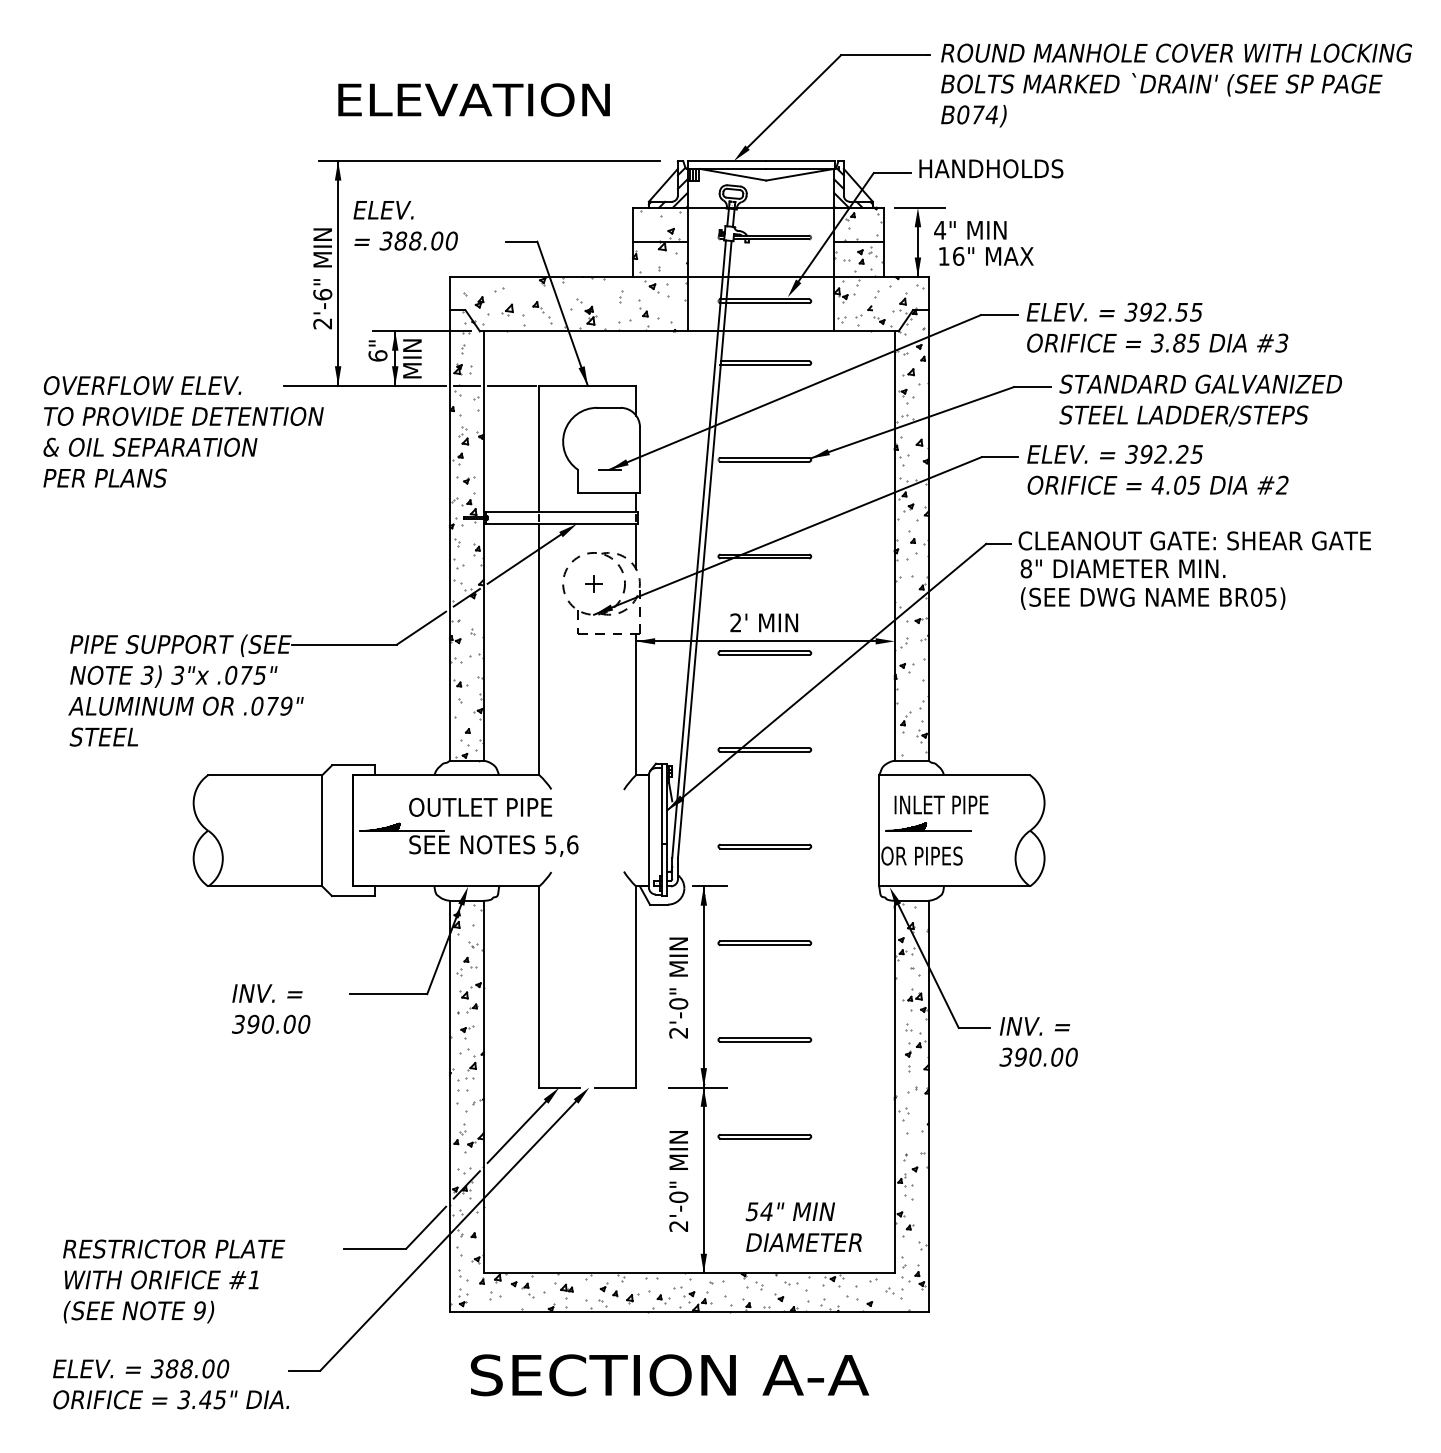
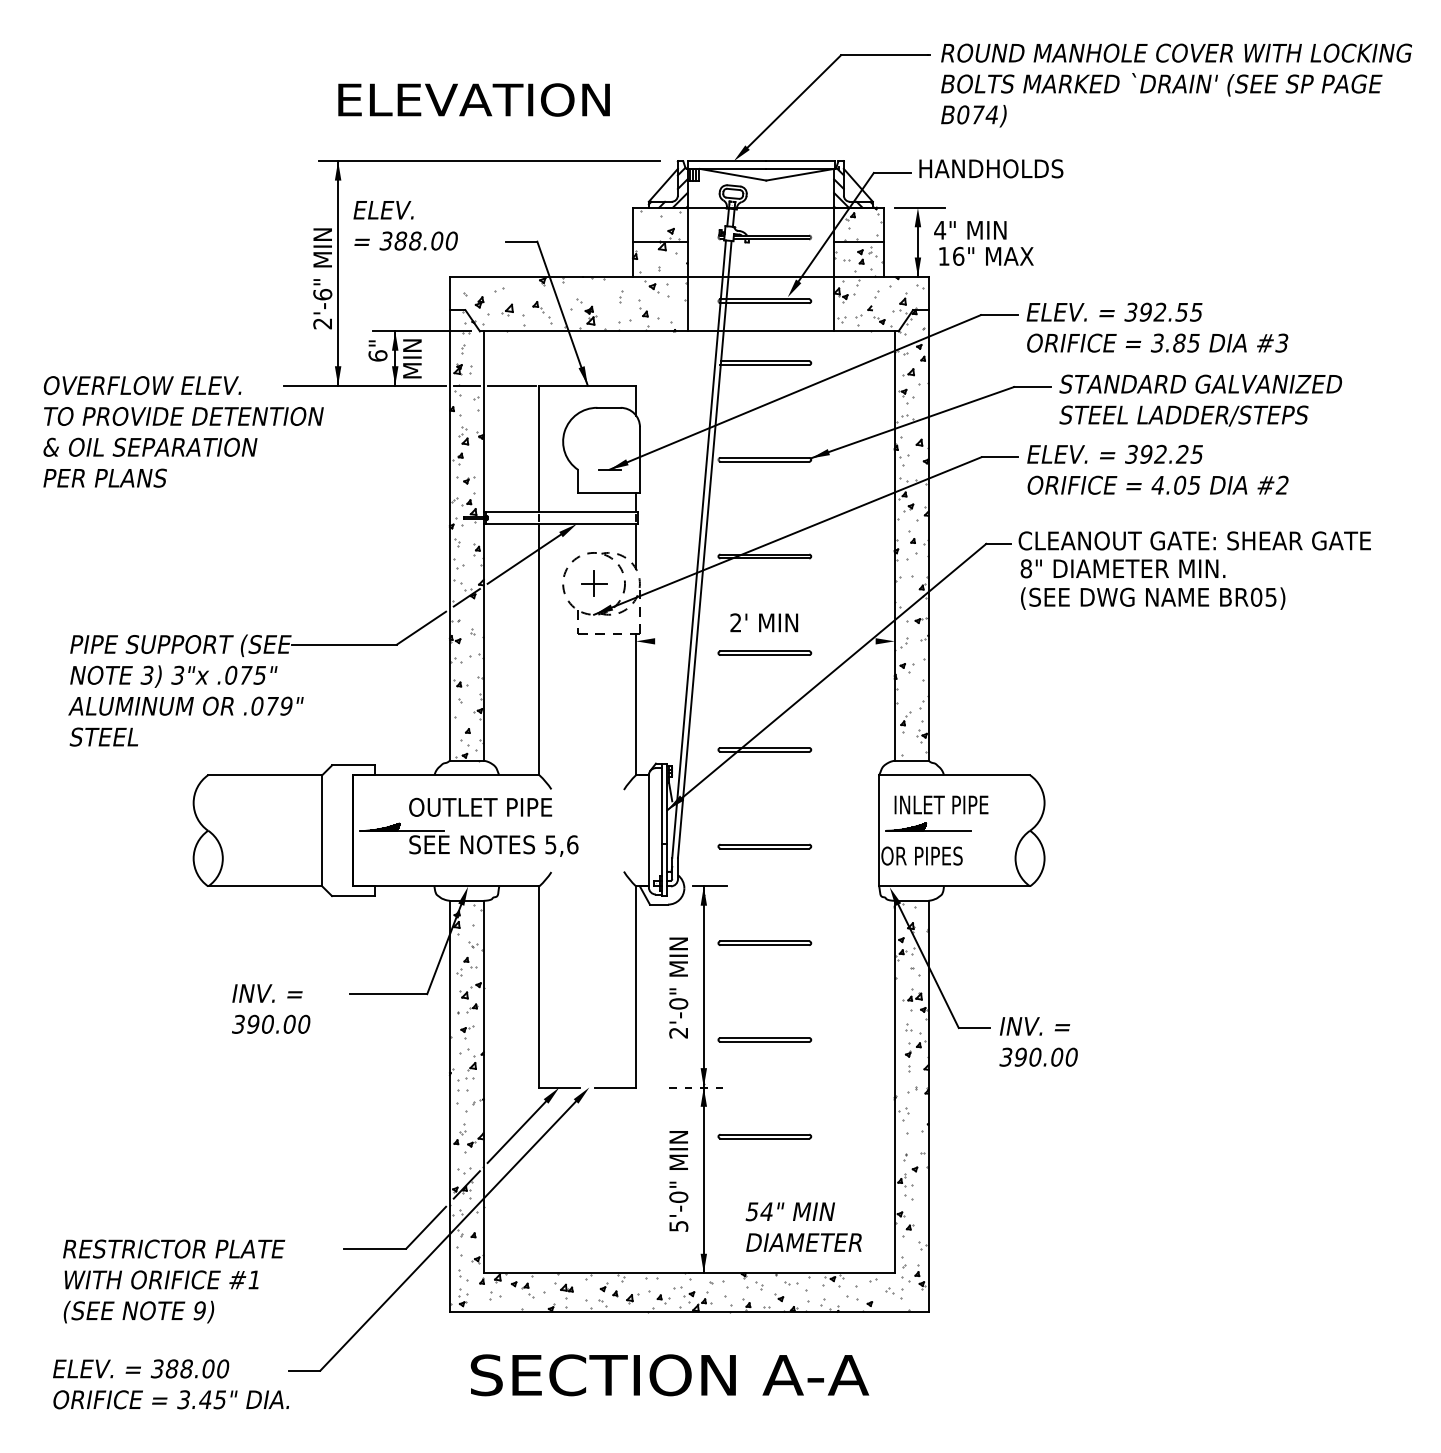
part size: 18x18 px -> 27x27 px (594, 583)
line: present -> none (755, 641)
line: solid -> dashed (698, 1087)
text: 2'-0" -> 5'-0" (678, 1226)
